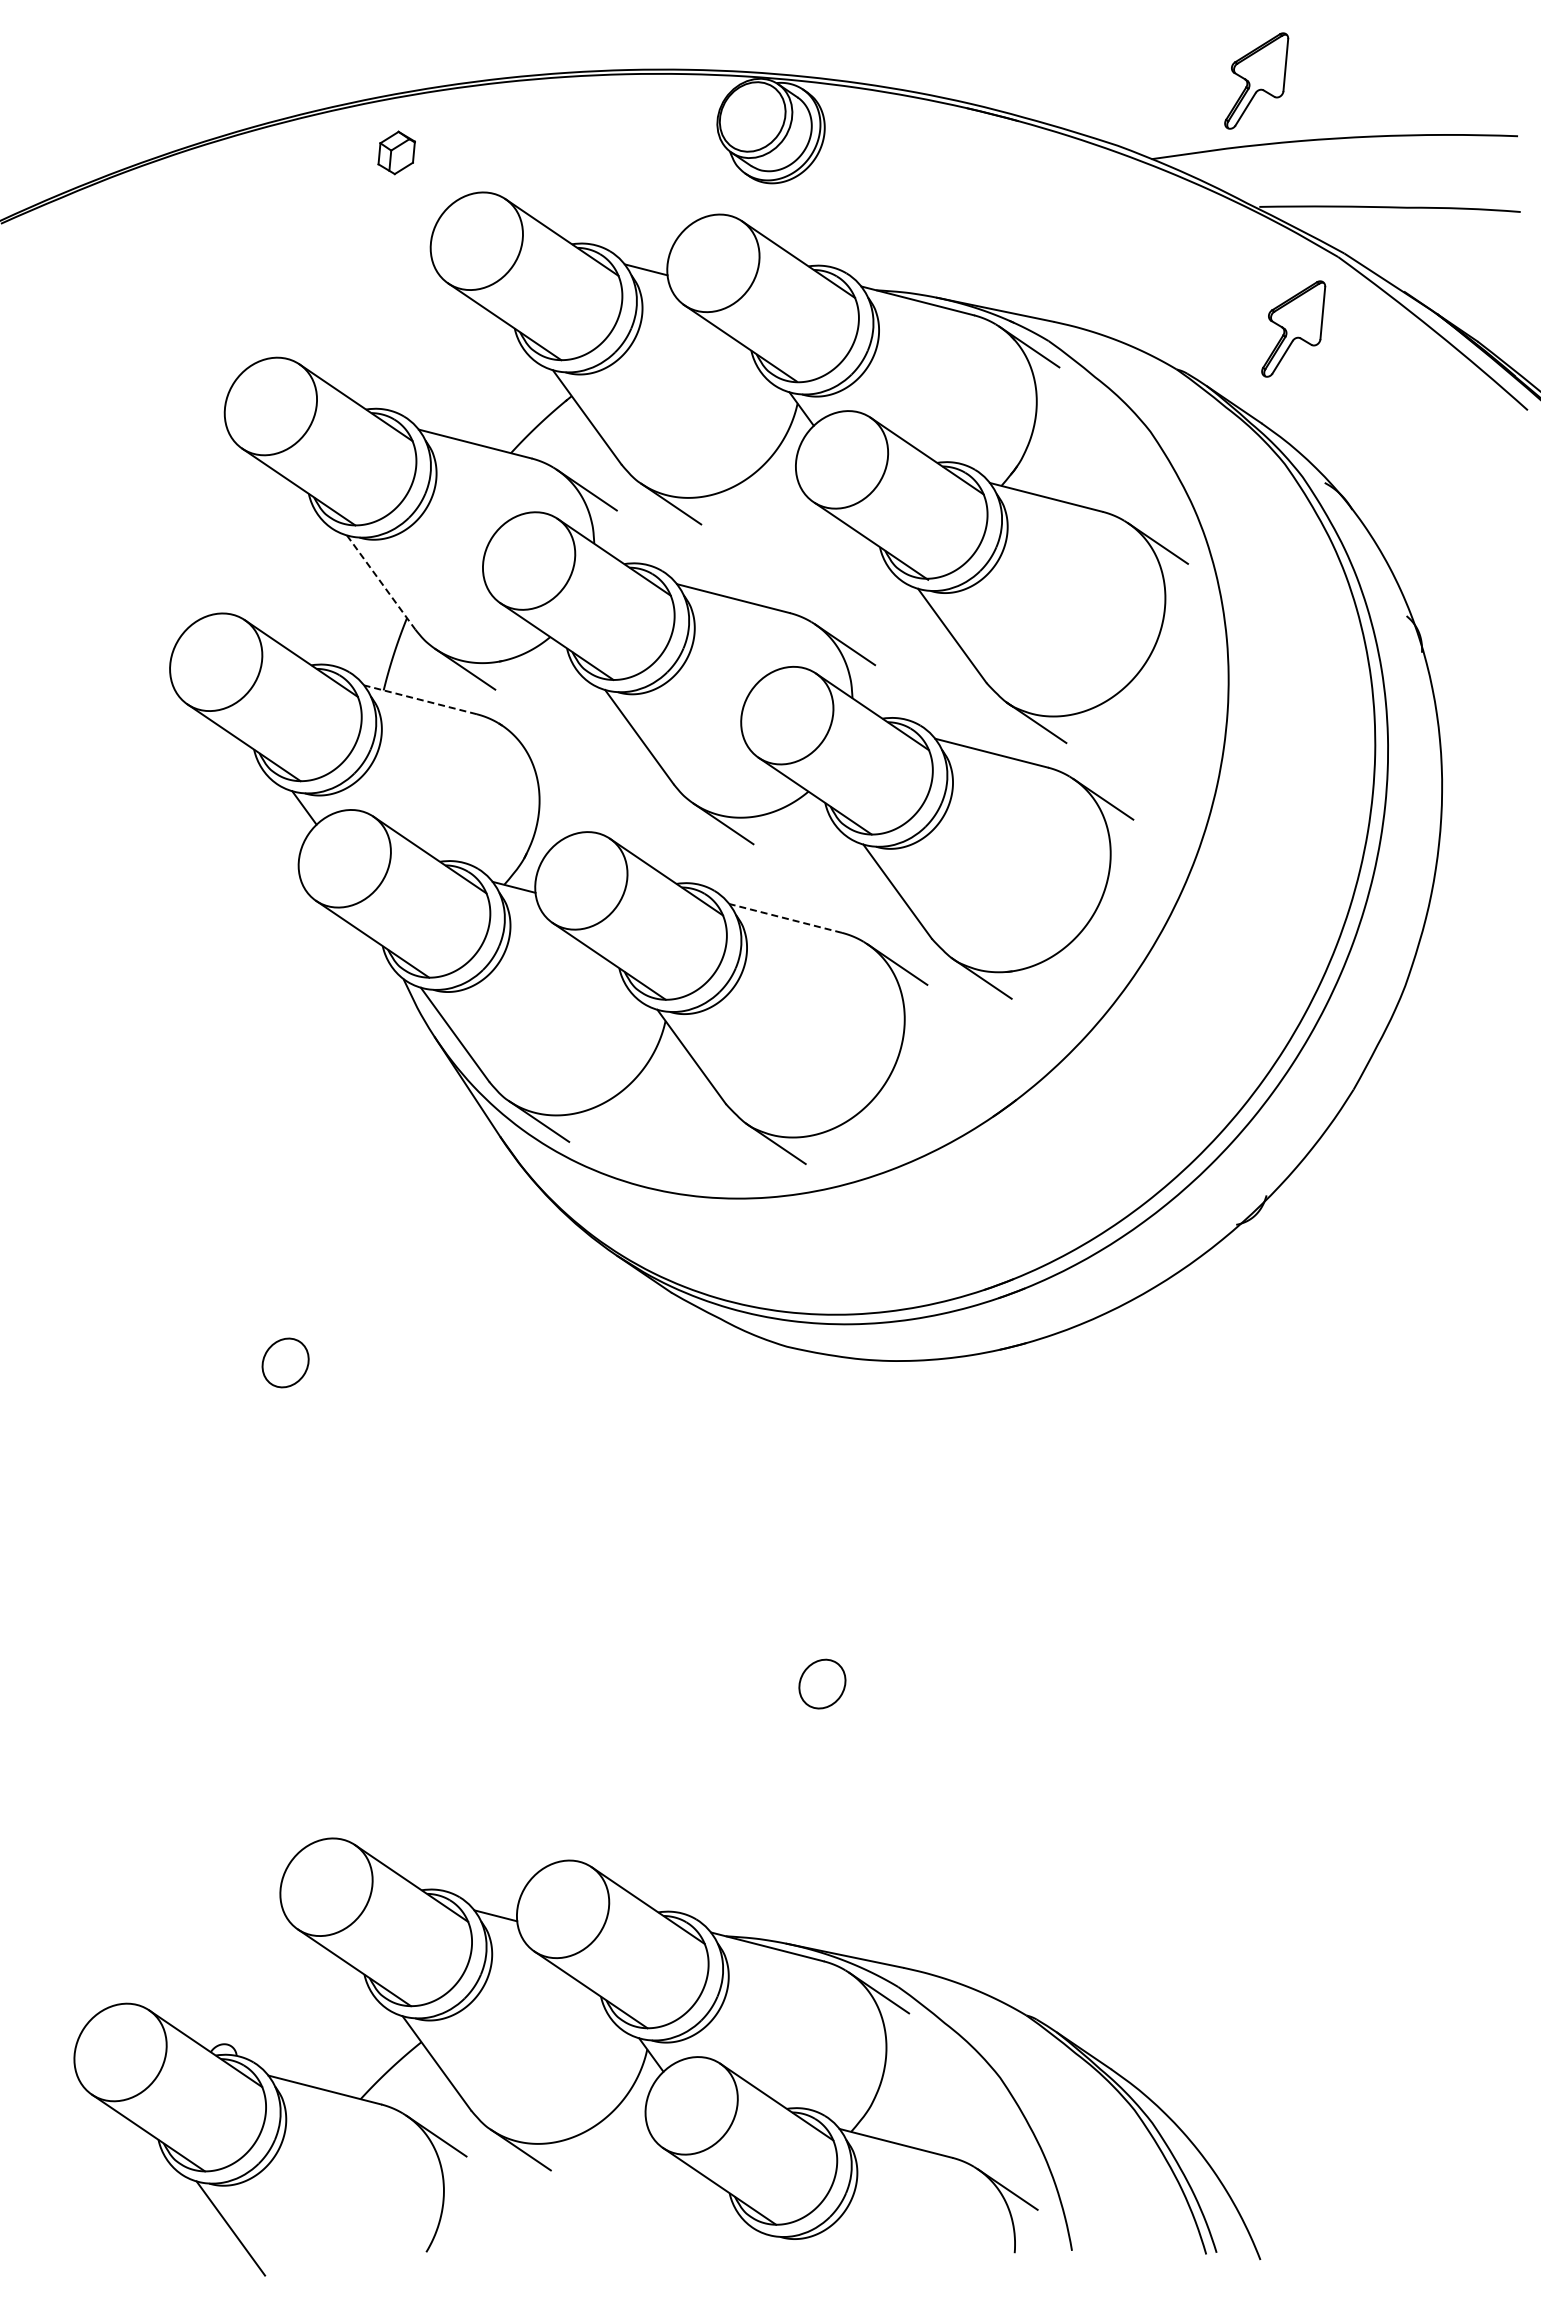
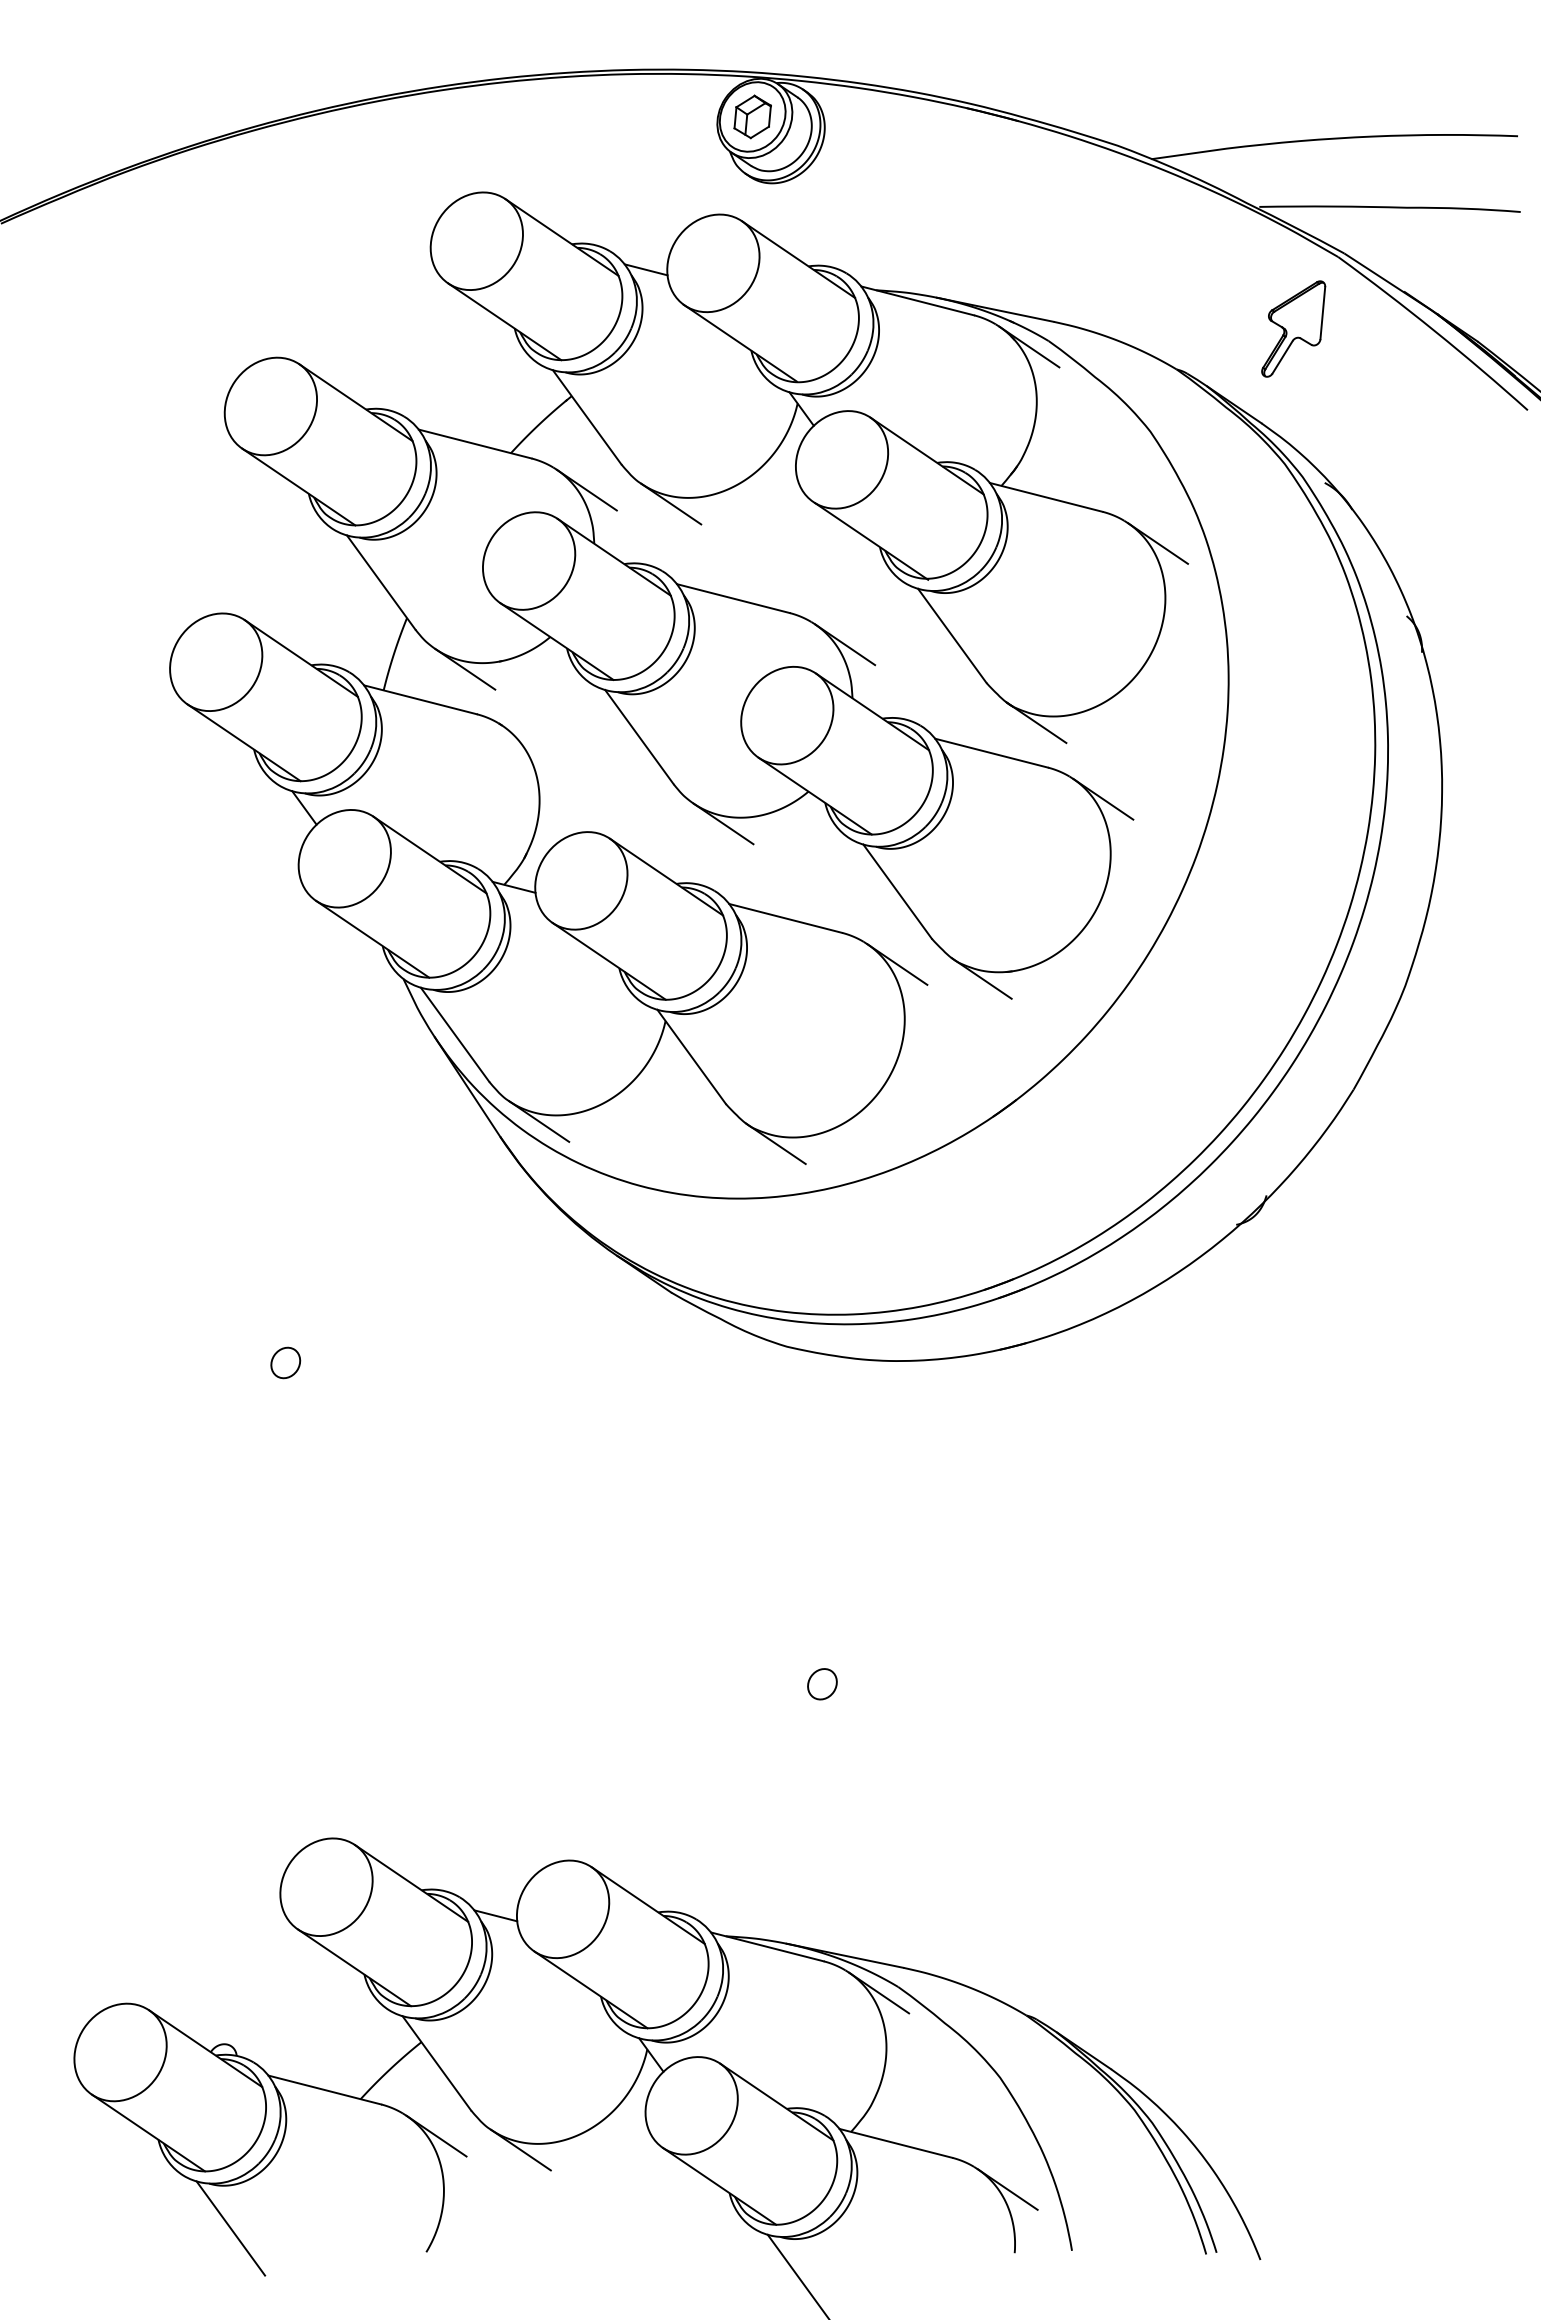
part: present -> none (1256, 80)
part position: (396, 152) -> (752, 116) (752, 116)
line: dashed -> solid (381, 582)
line: dashed -> solid (420, 699)
line: dashed -> solid (785, 918)
part size: 49x52 px -> 32x34 px (285, 1362)
part size: 49x52 px -> 31x33 px (822, 1684)
line: none -> present (797, 2275)
